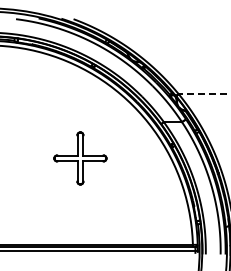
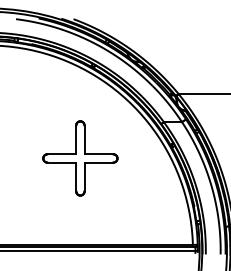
line: dashed -> solid (204, 94)
part size: 55x55 px -> 77x77 px (80, 158)
